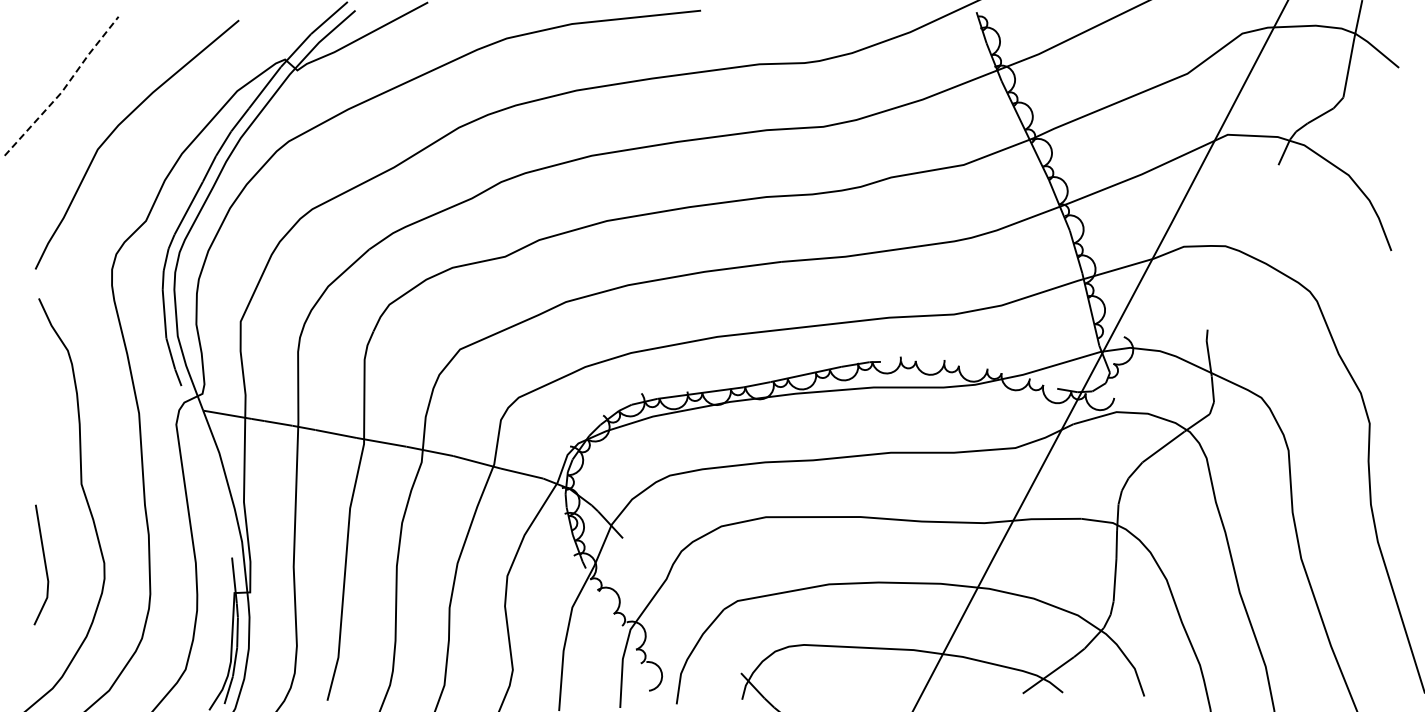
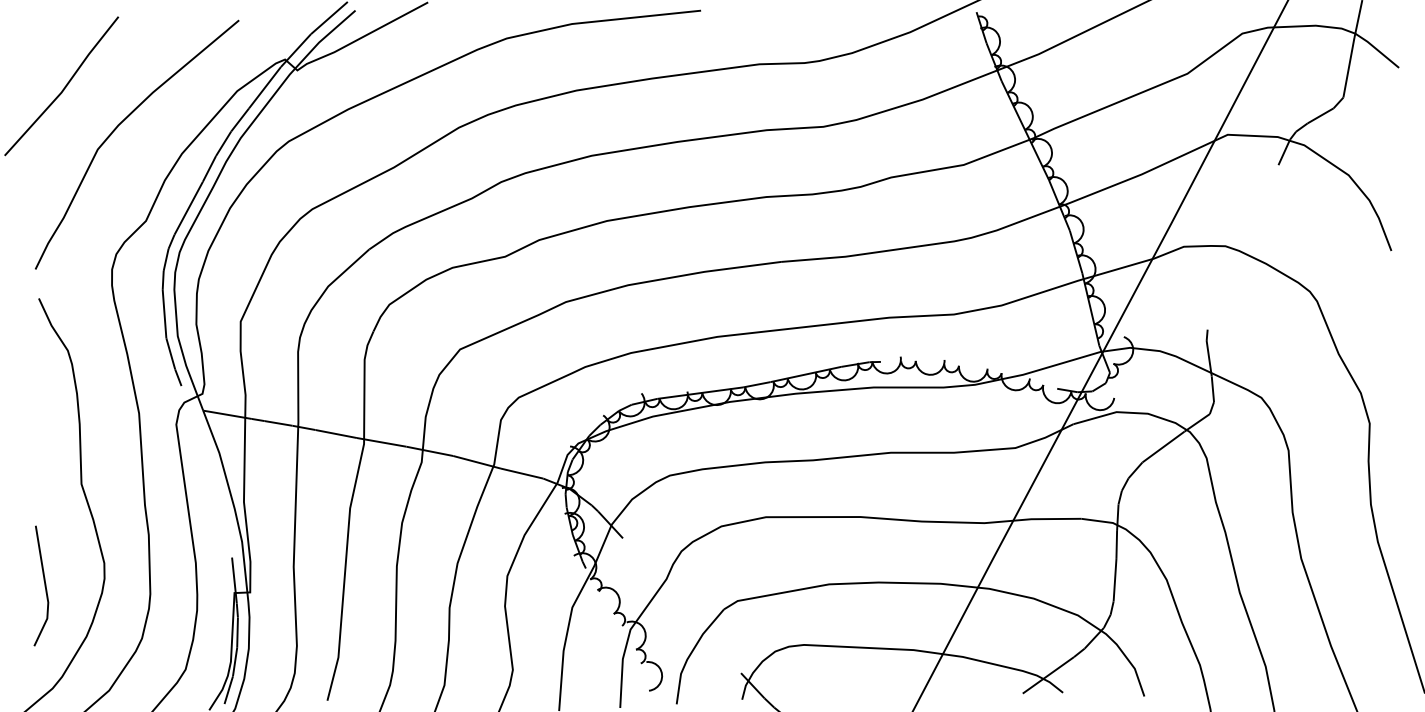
line: dashed -> solid (65, 87)
line position: (44, 564) -> (44, 585) (44, 585)
